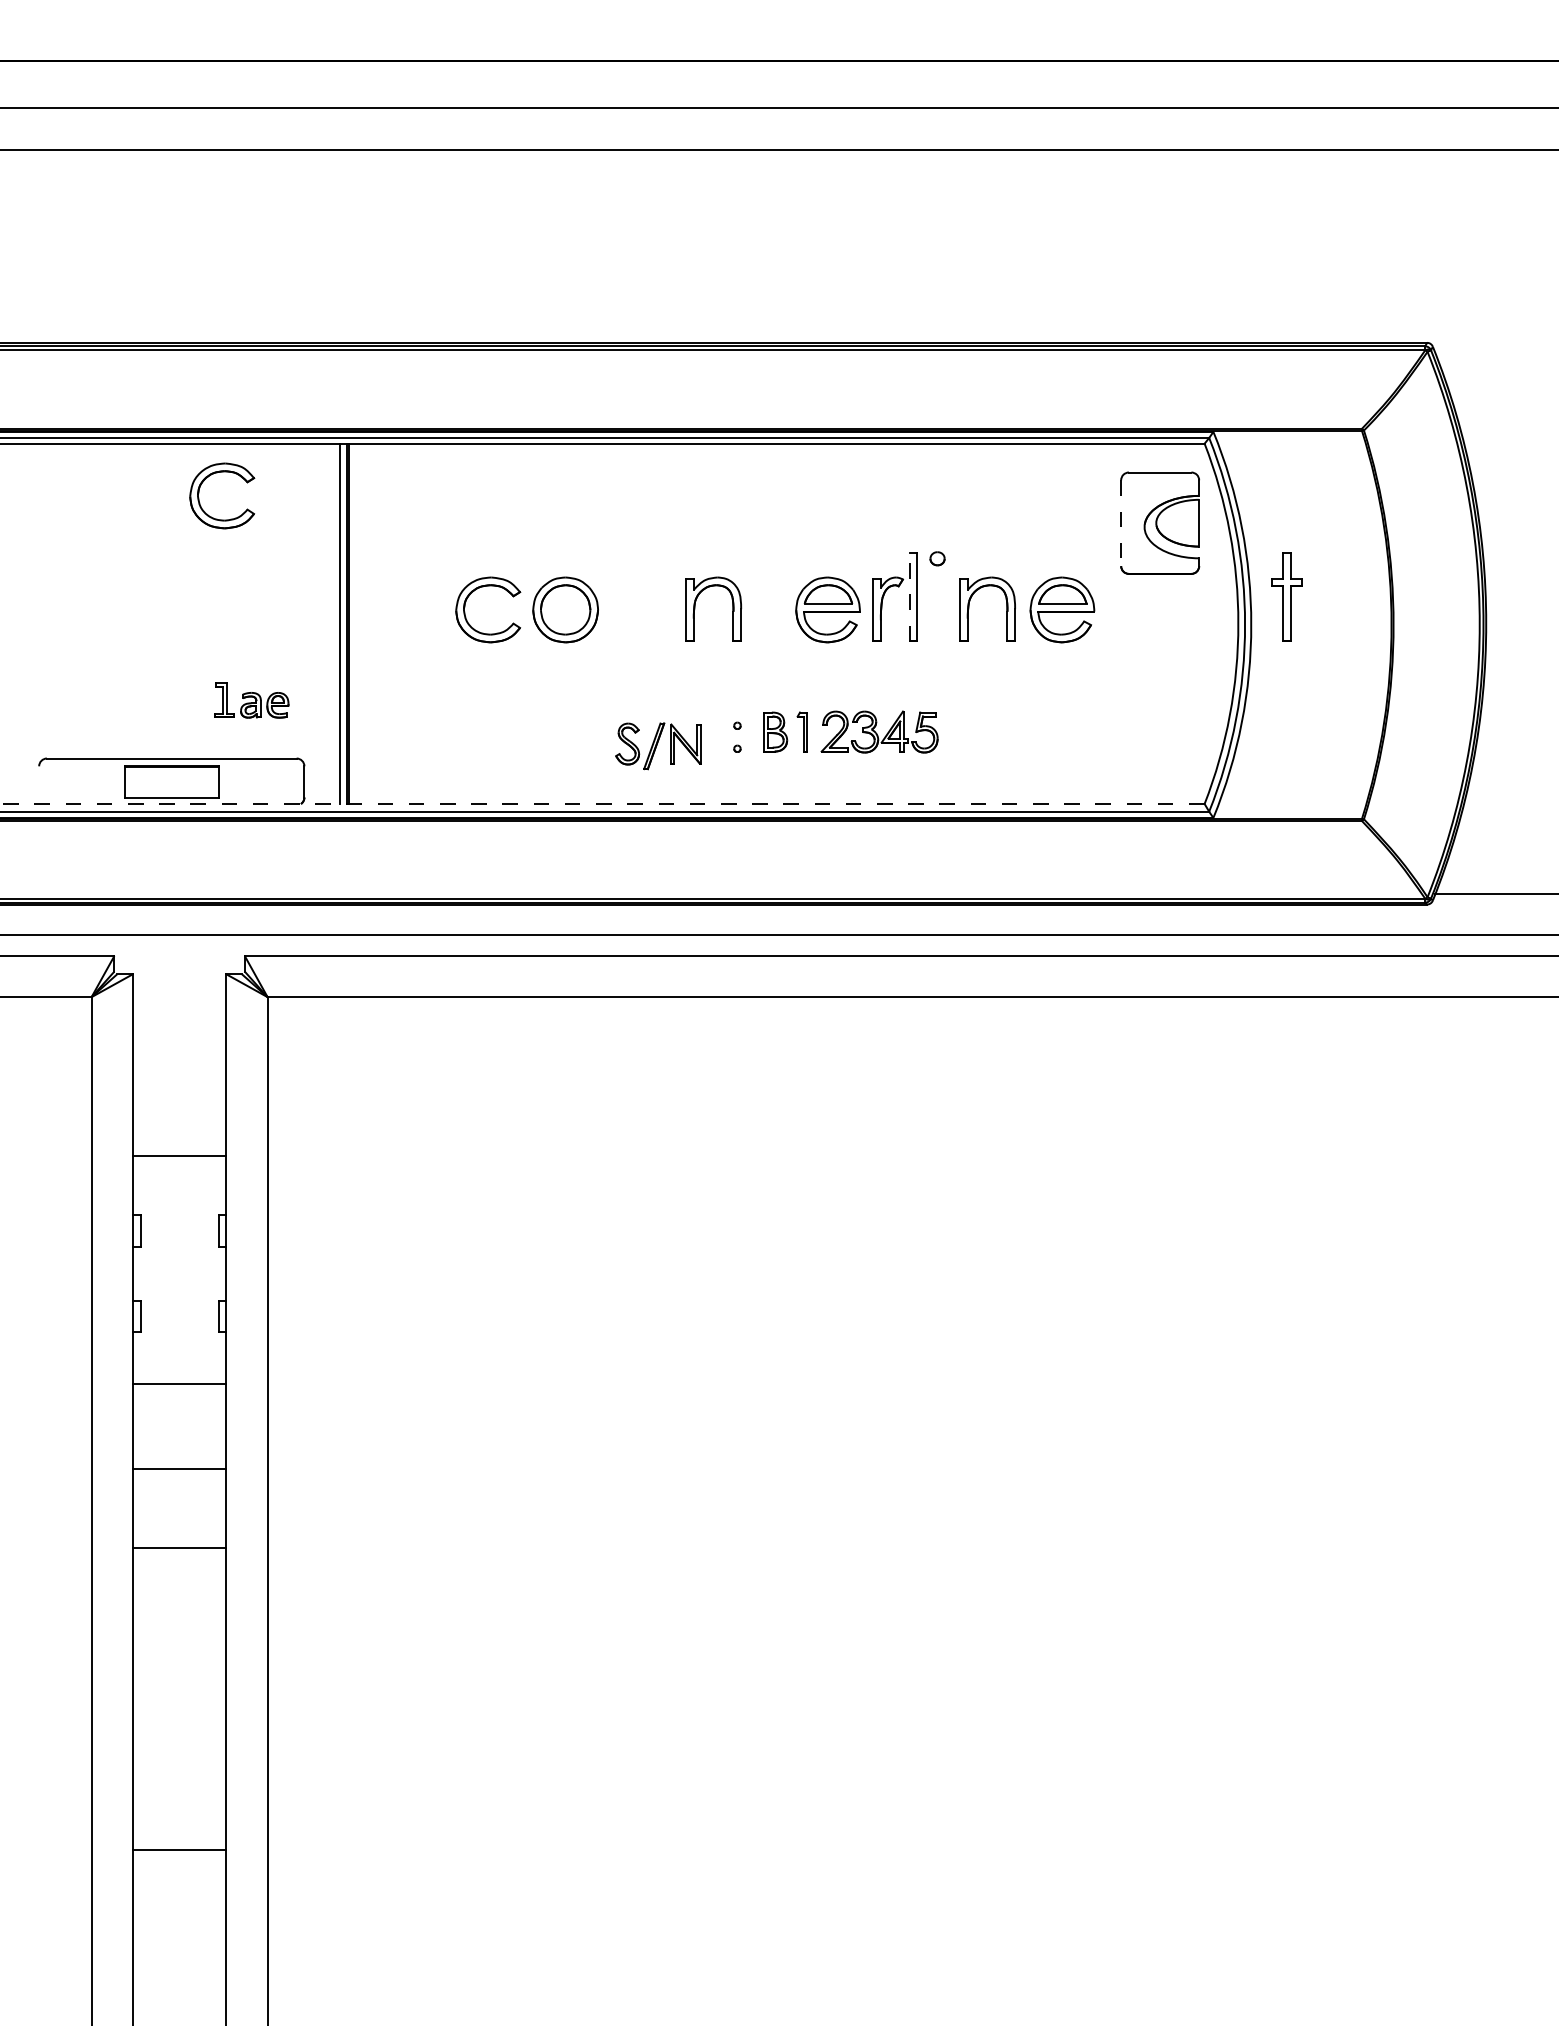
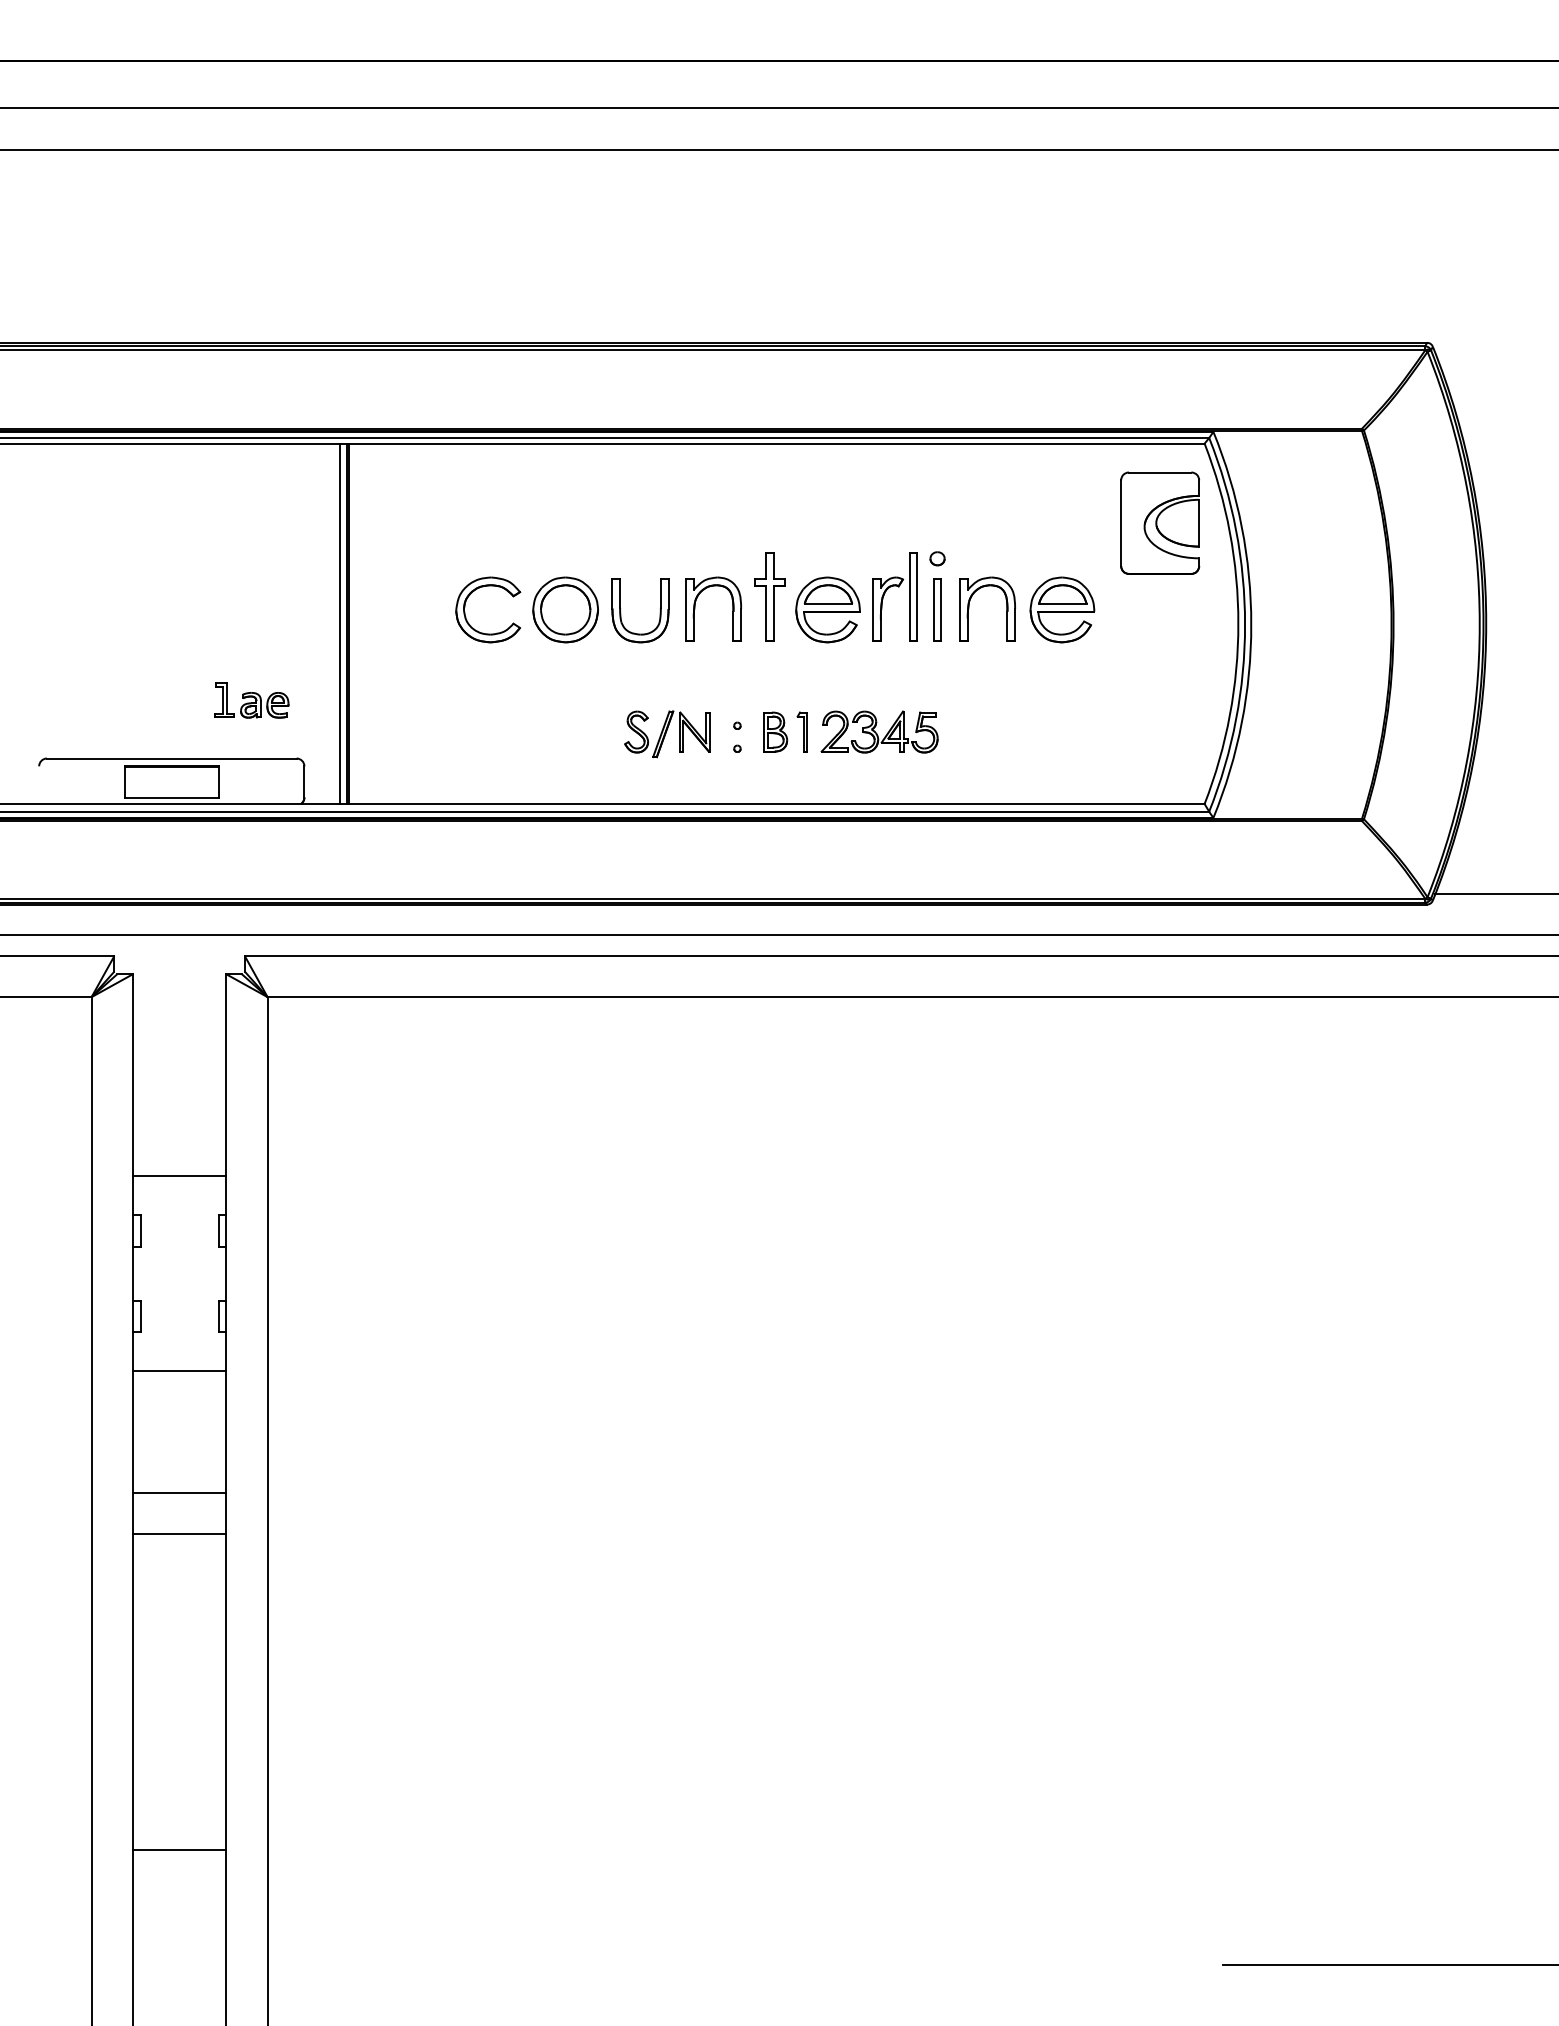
part: present -> none (217, 473)
line: dashed -> solid (1121, 523)
line: dashed -> solid (909, 596)
part position: (1286, 596) -> (769, 596) (769, 596)
part: none -> present (937, 609)
part: none -> present (621, 612)
part position: (658, 746) -> (667, 734) (667, 734)
line: dashed -> solid (601, 804)
line position: (179, 1156) -> (179, 1176) (179, 1176)
line position: (179, 1384) -> (179, 1371) (179, 1371)
line position: (179, 1469) -> (179, 1493) (179, 1493)
line position: (179, 1548) -> (179, 1534) (179, 1534)
line: none -> present (1389, 1965)
